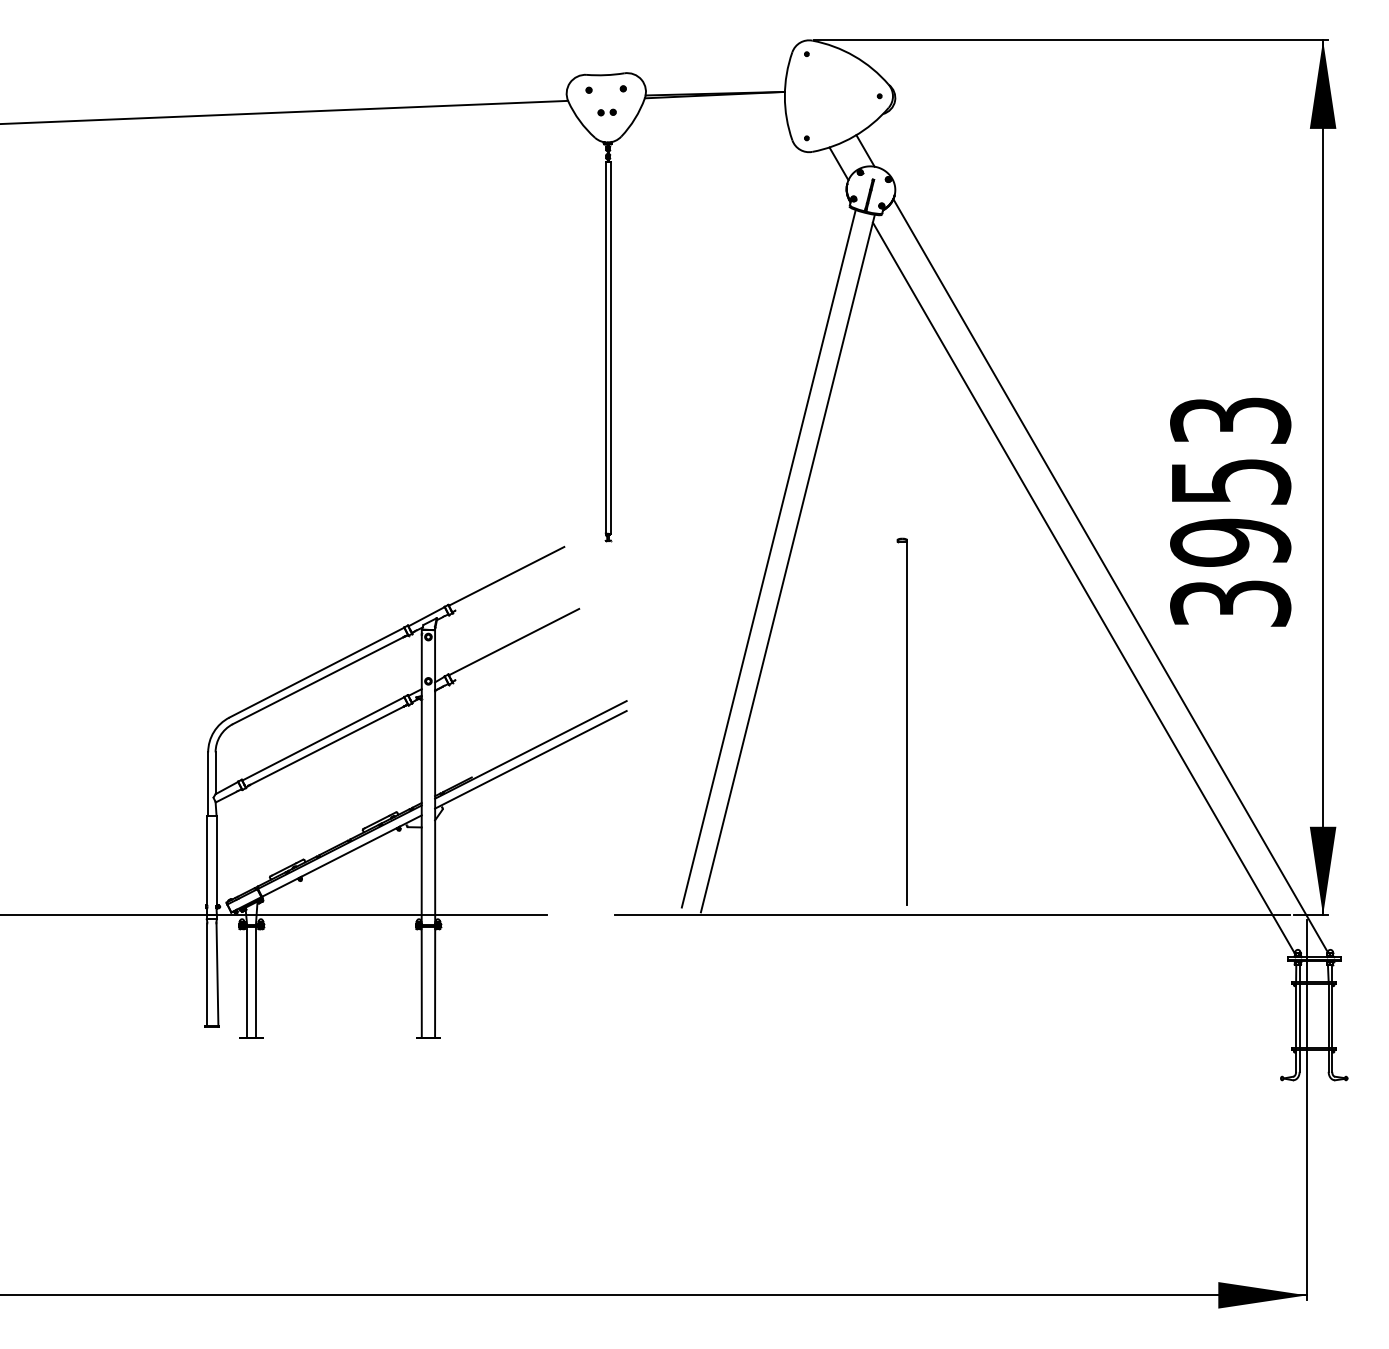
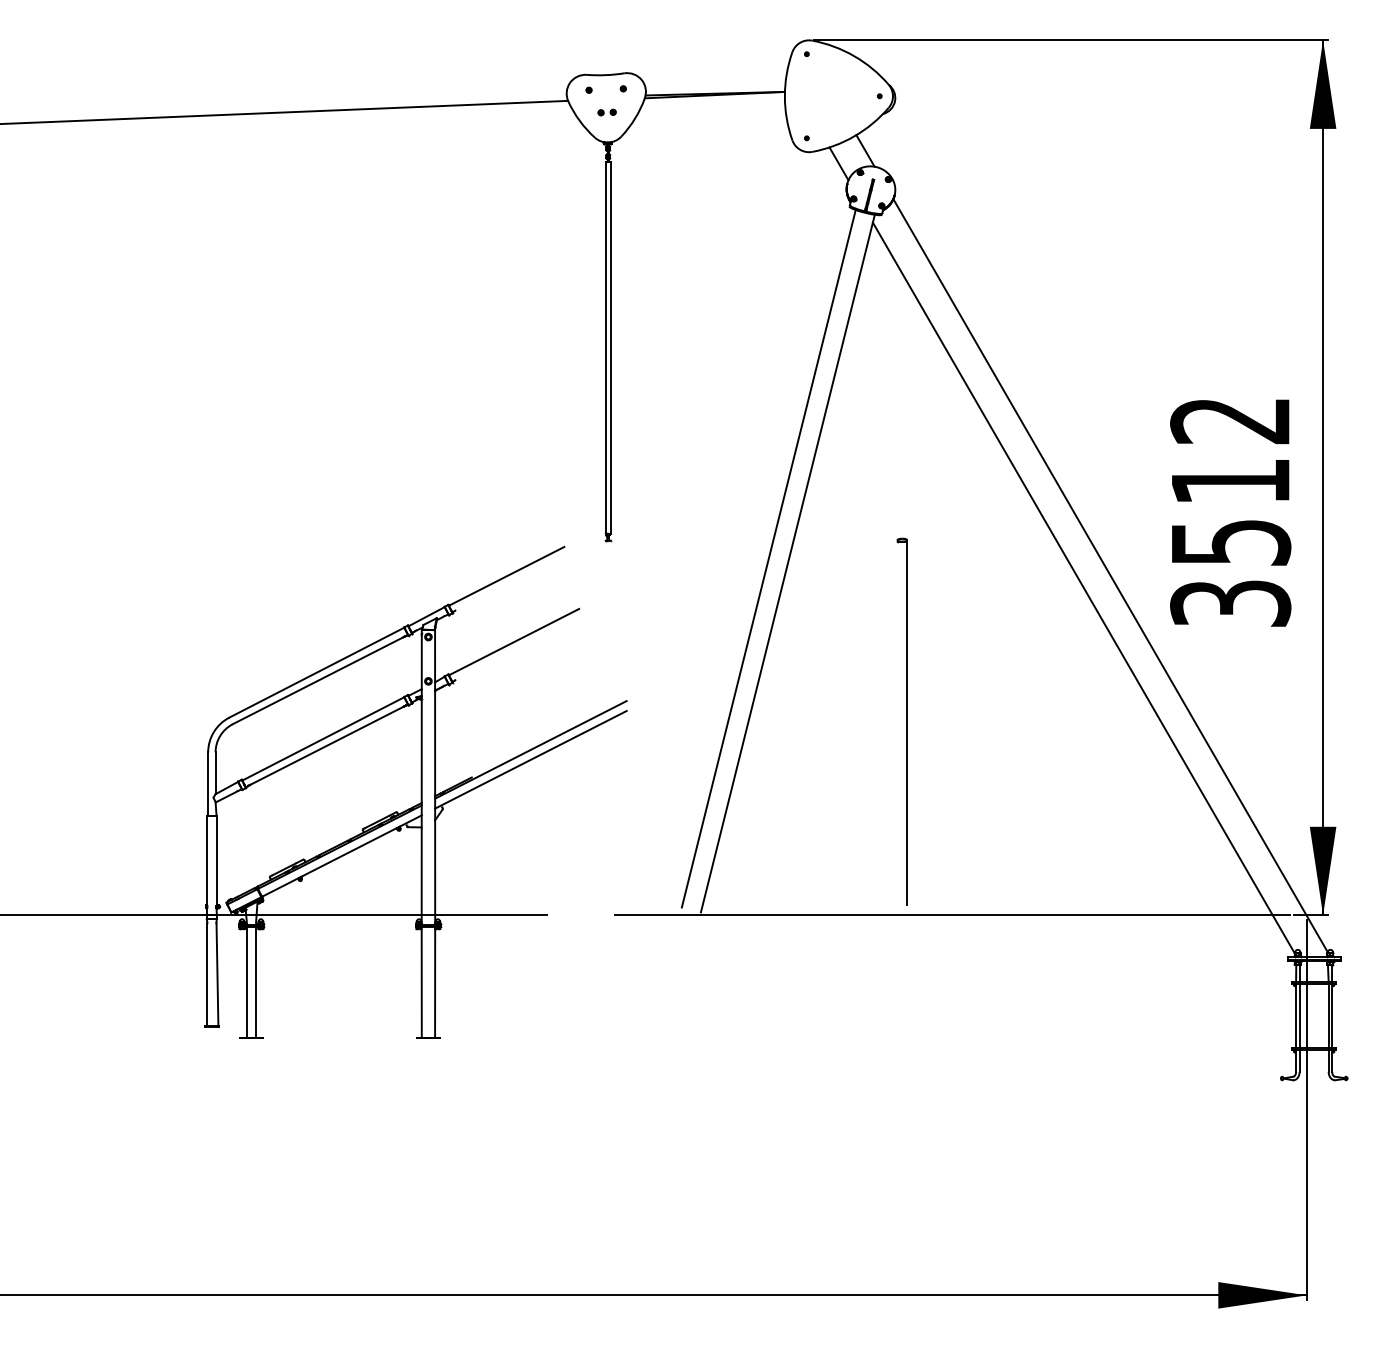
text: 3953 -> 3512 (1230, 481)
